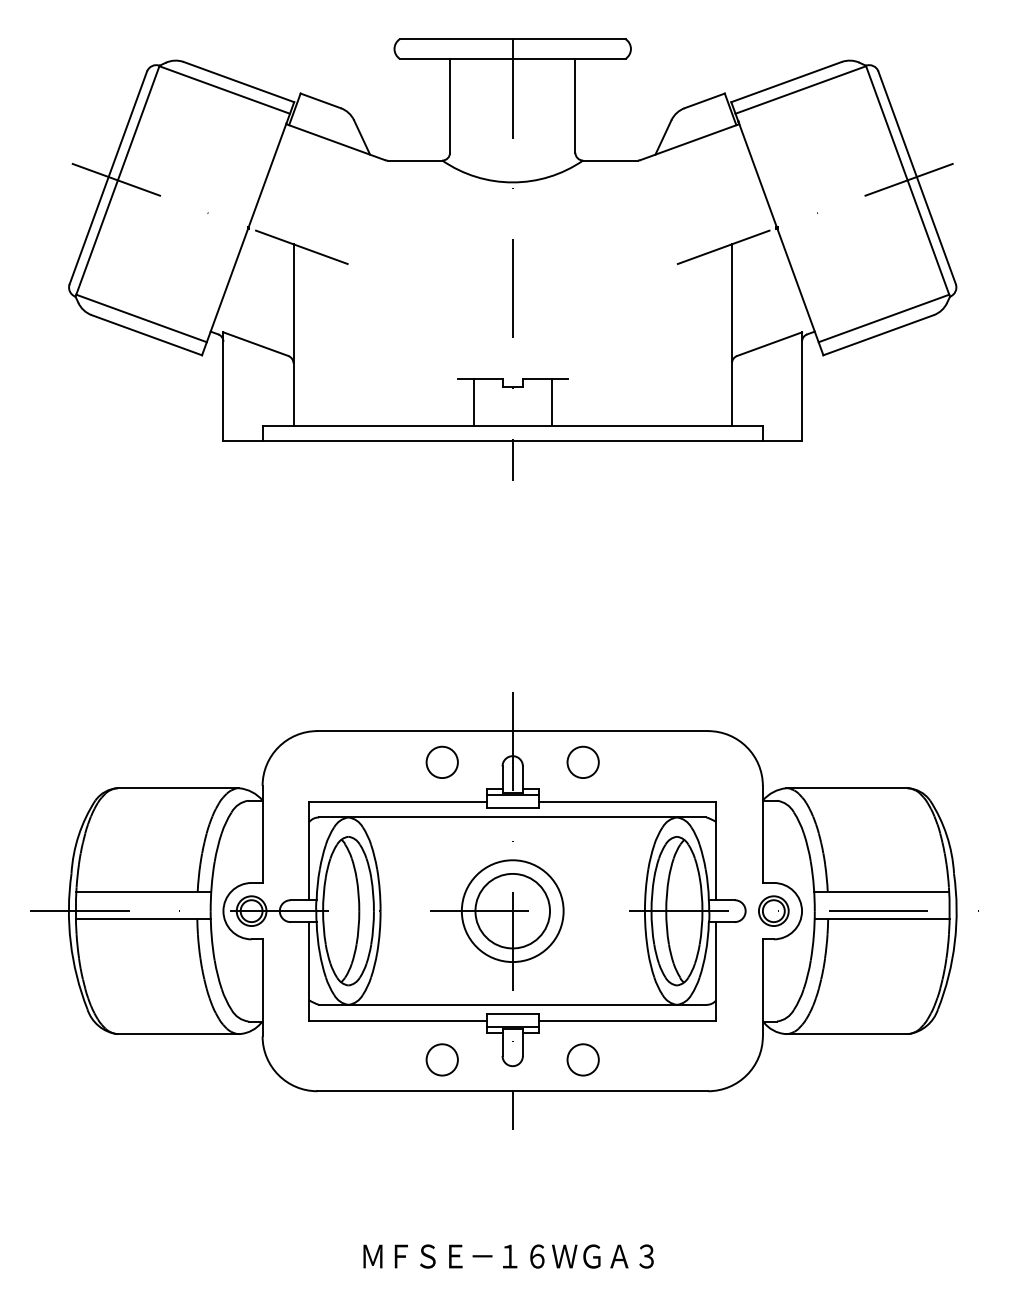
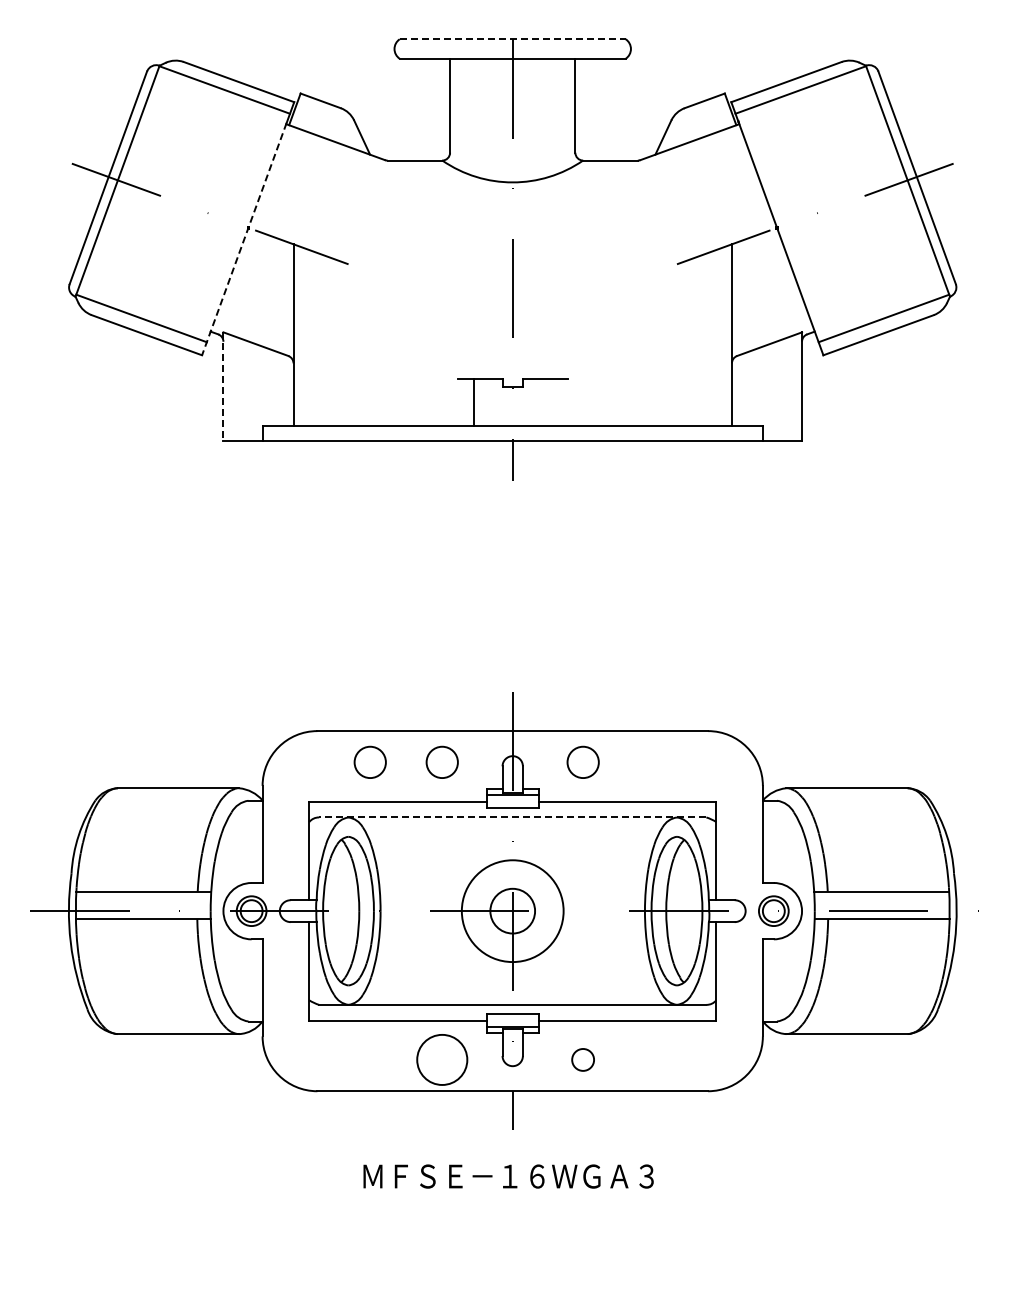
line: solid -> dashed (512, 39)
line: solid -> dashed (244, 239)
line: solid -> dashed (223, 386)
line: present -> none (551, 401)
circle: none -> present (369, 761)
line: solid -> dashed (512, 817)
circle diameter: 75 px -> 45 px (512, 910)
circle diameter: 31 px -> 50 px (442, 1059)
circle size: 34x34 px -> 24x24 px (582, 1059)
text position: (508, 1256) -> (508, 1176) (508, 1176)
